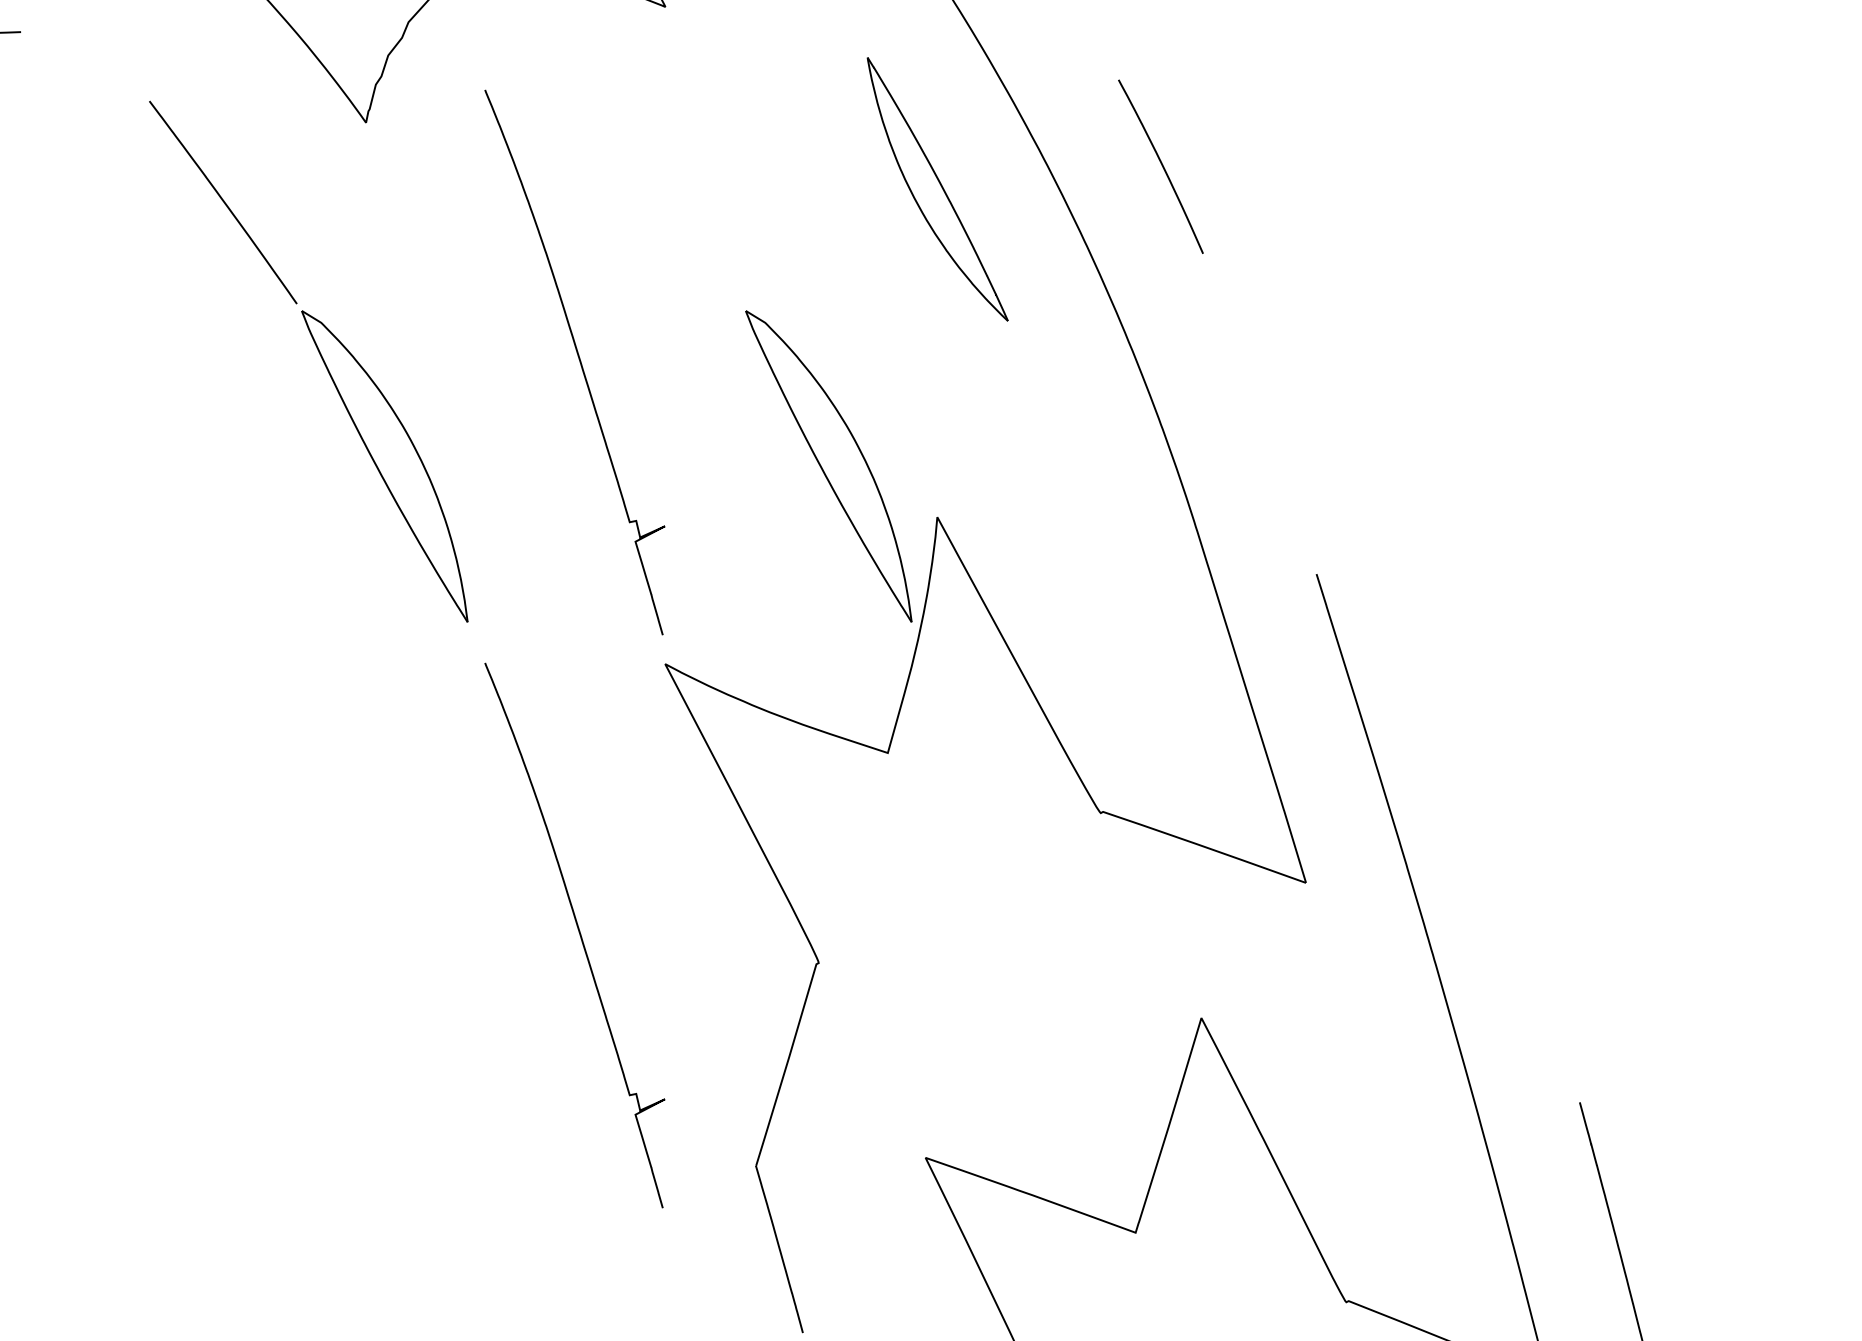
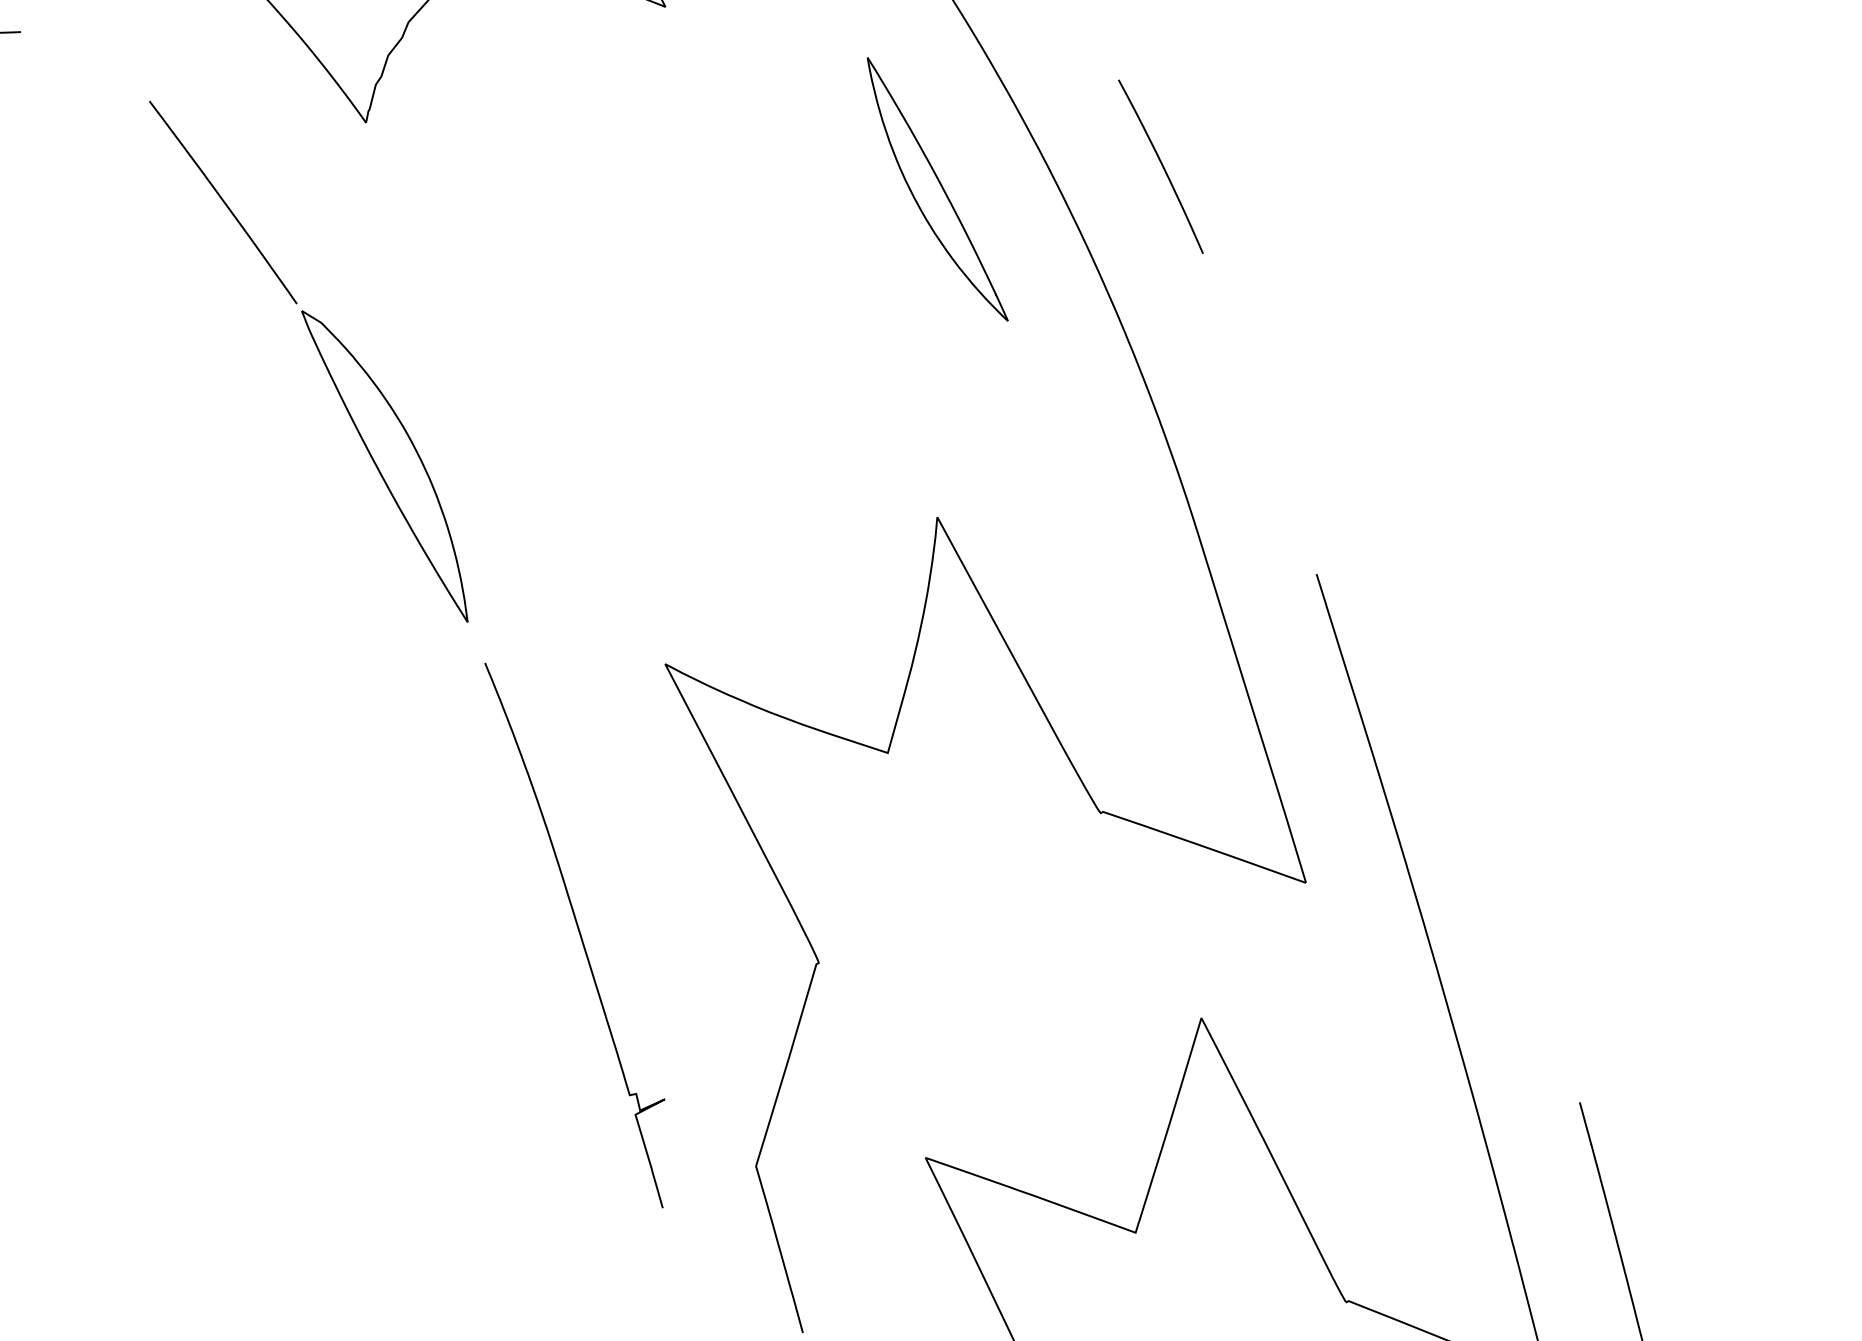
curve: present -> none (578, 359)
part: present -> none (828, 466)
